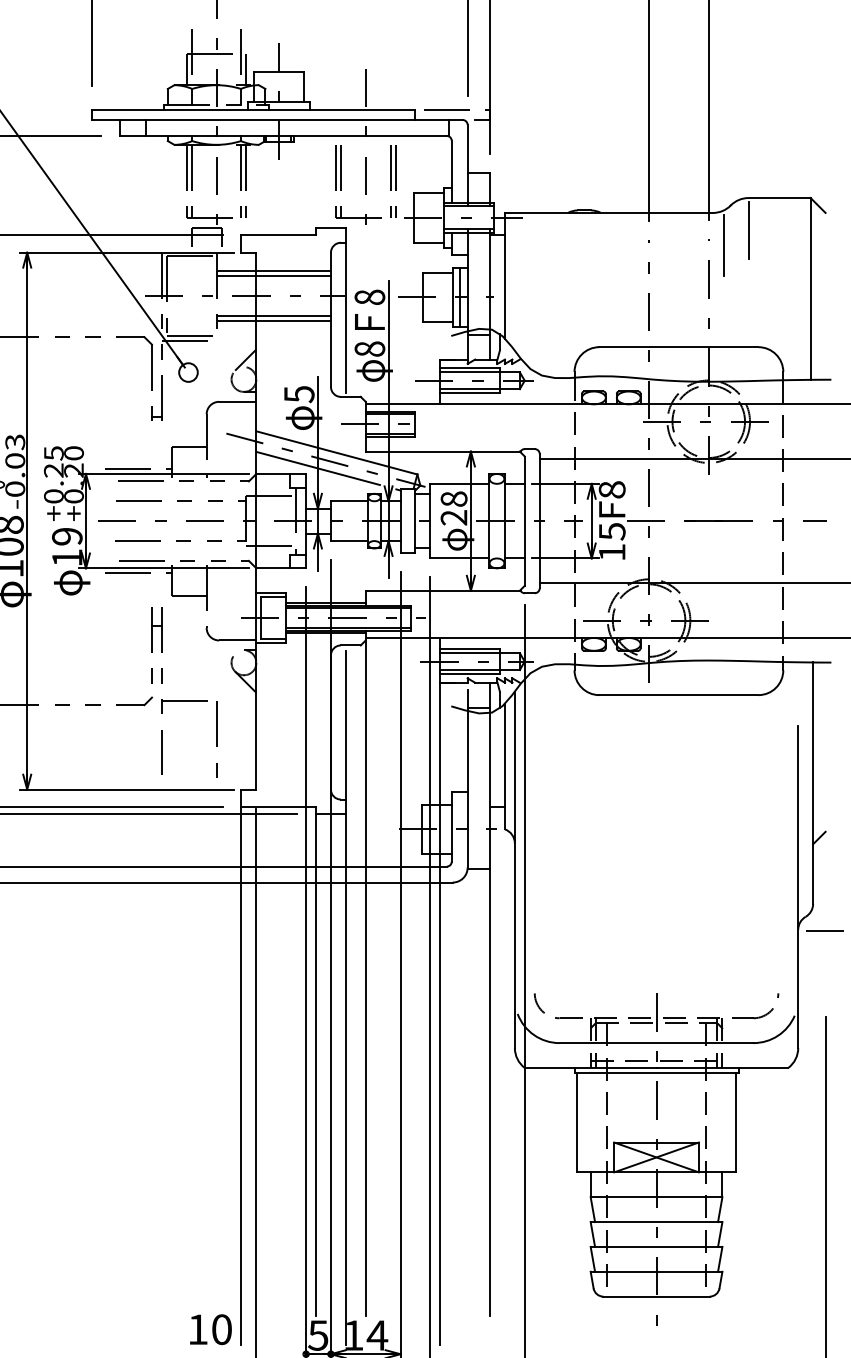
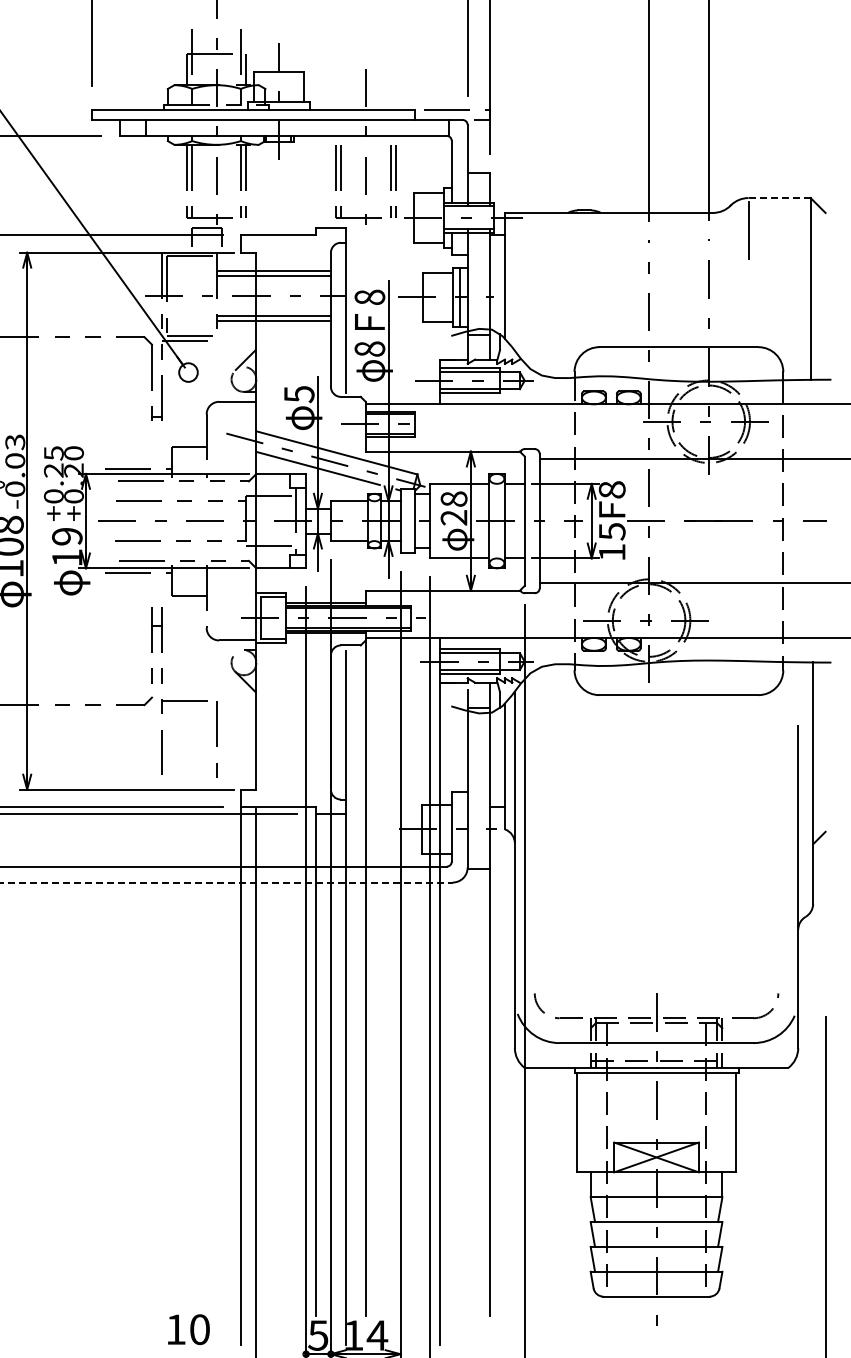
line: solid -> dashed (780, 198)
line: present -> none (723, 245)
line: solid -> dashed (226, 882)
line: present -> none (826, 931)
text position: (210, 1329) -> (188, 1329) (188, 1329)
